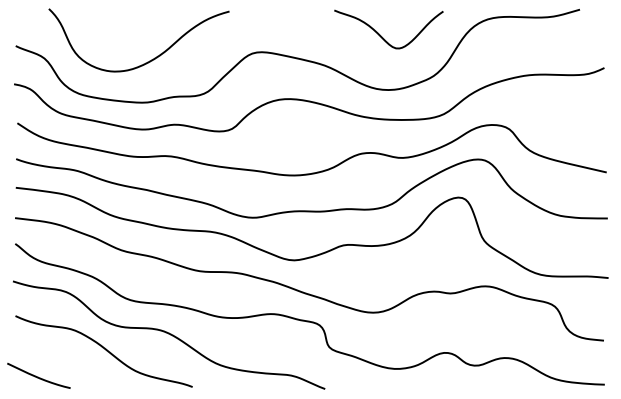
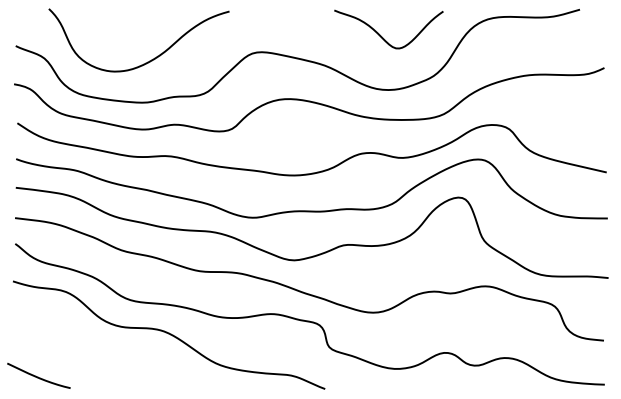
curve: present -> none (104, 349)
